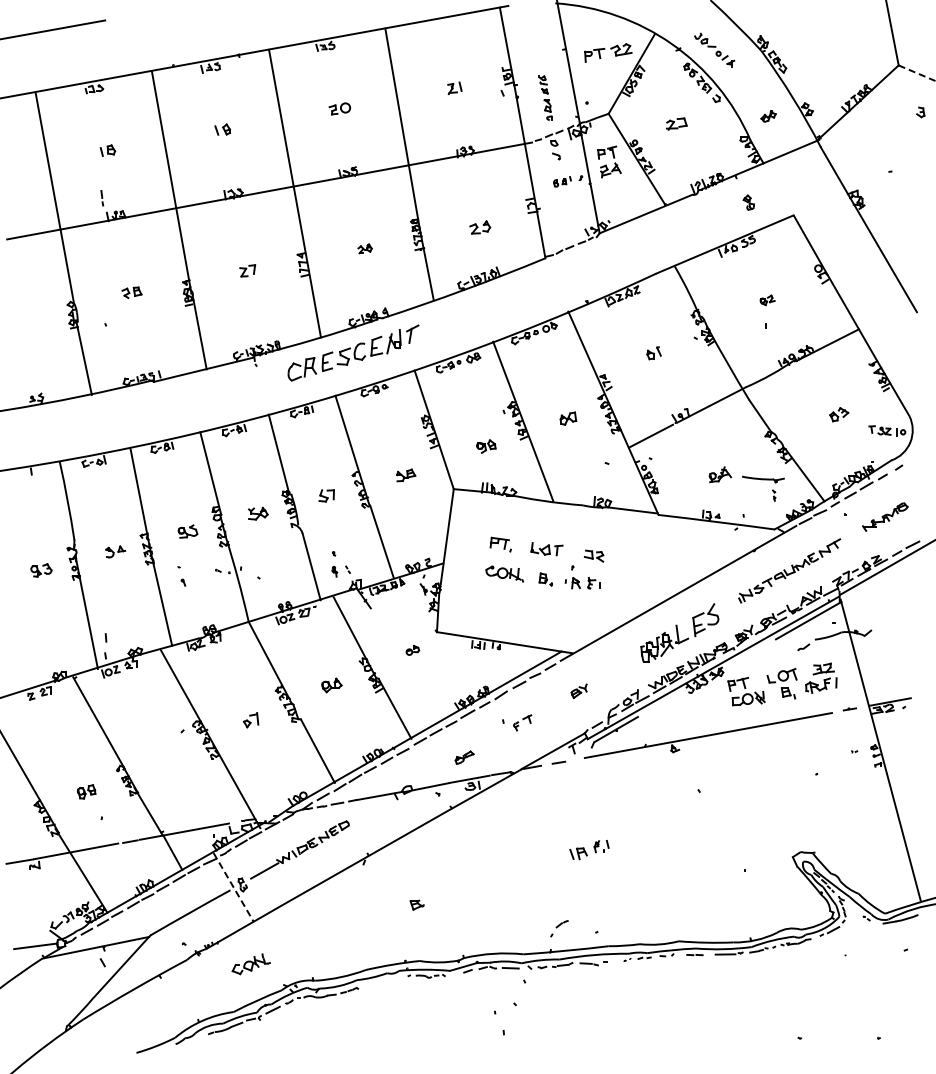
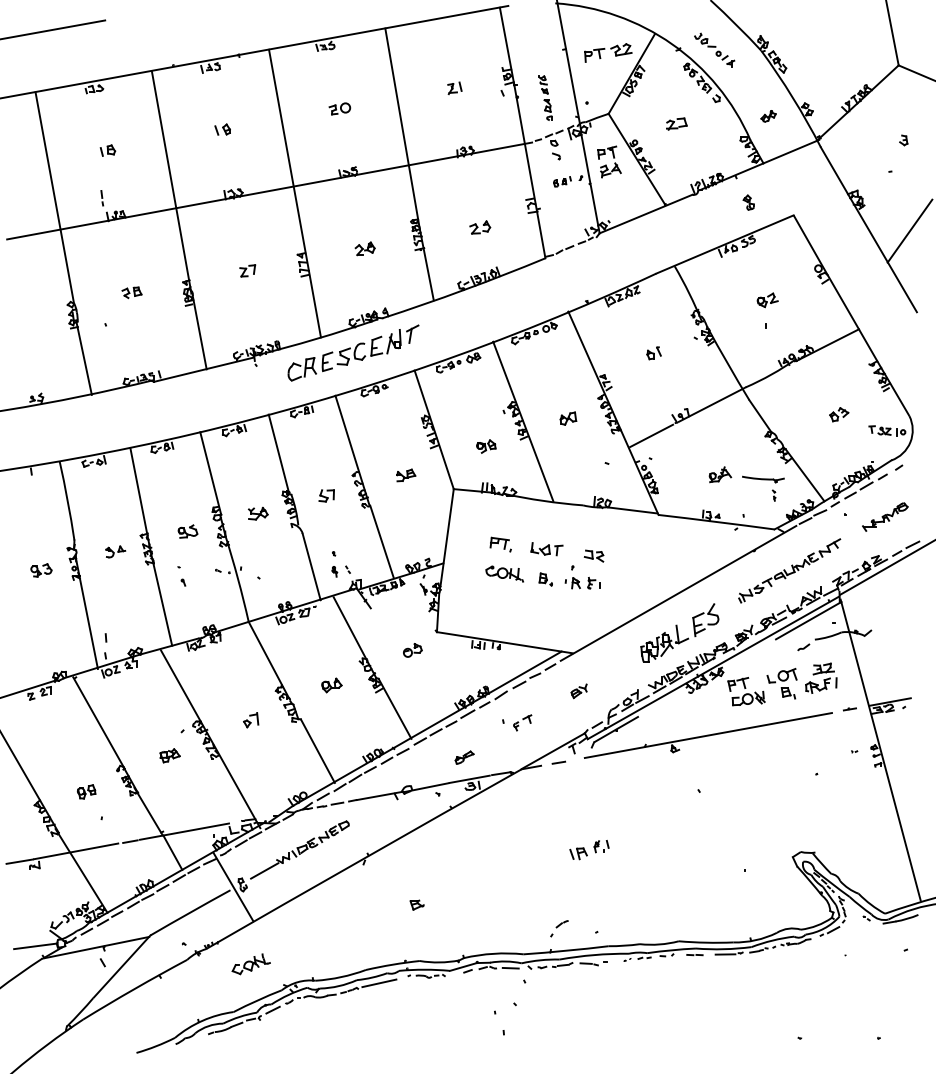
line: dashed -> solid (916, 73)
part position: (920, 112) -> (903, 140) (903, 140)
line: none -> present (909, 230)
part size: 16x12 px -> 22x16 px (364, 248)
part size: 17x13 px -> 23x17 px (767, 300)
part size: 16x11 px -> 20x15 px (412, 650)
part: none -> present (169, 755)
line: dashed -> solid (233, 887)
line: none -> present (379, 983)
